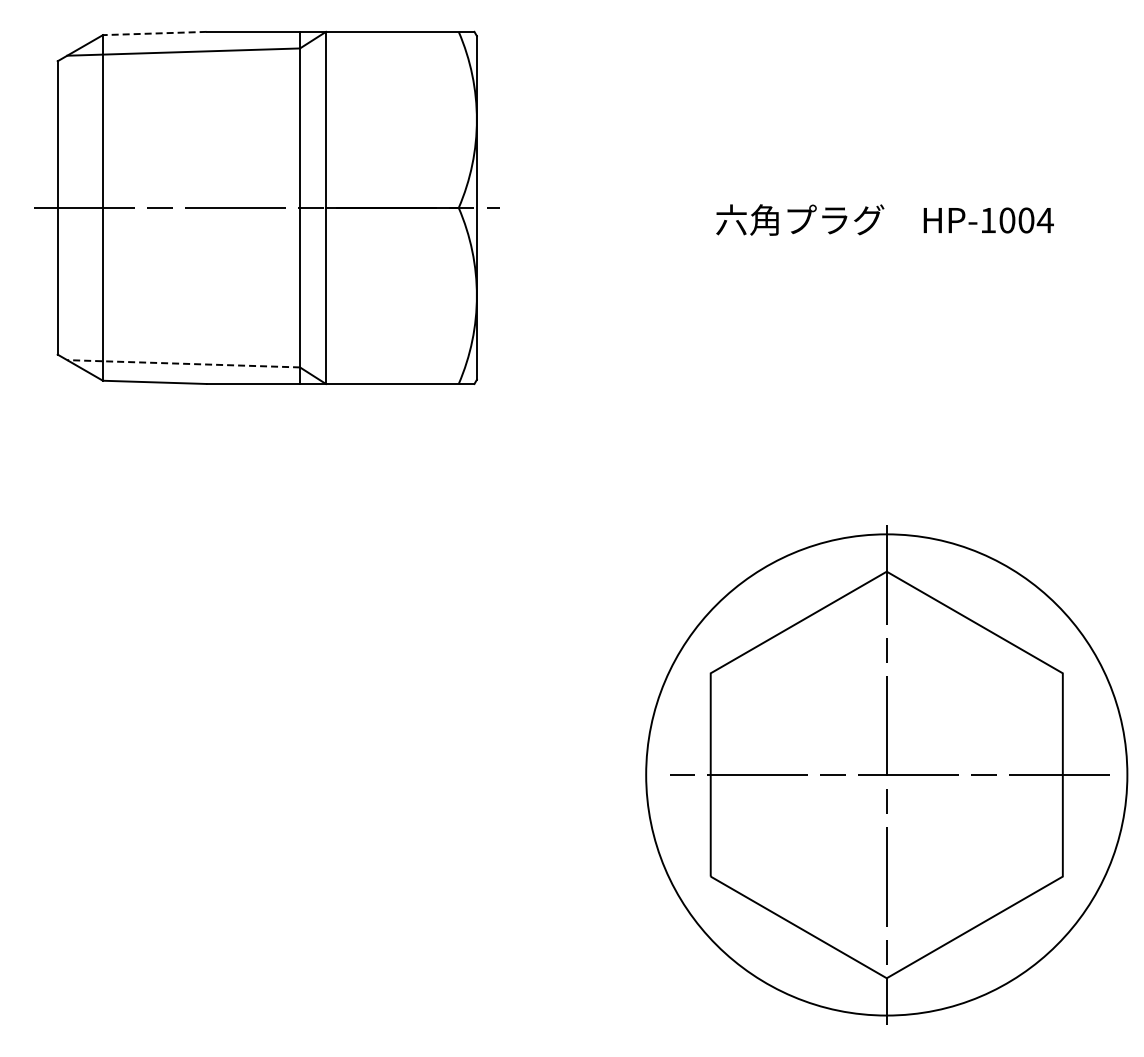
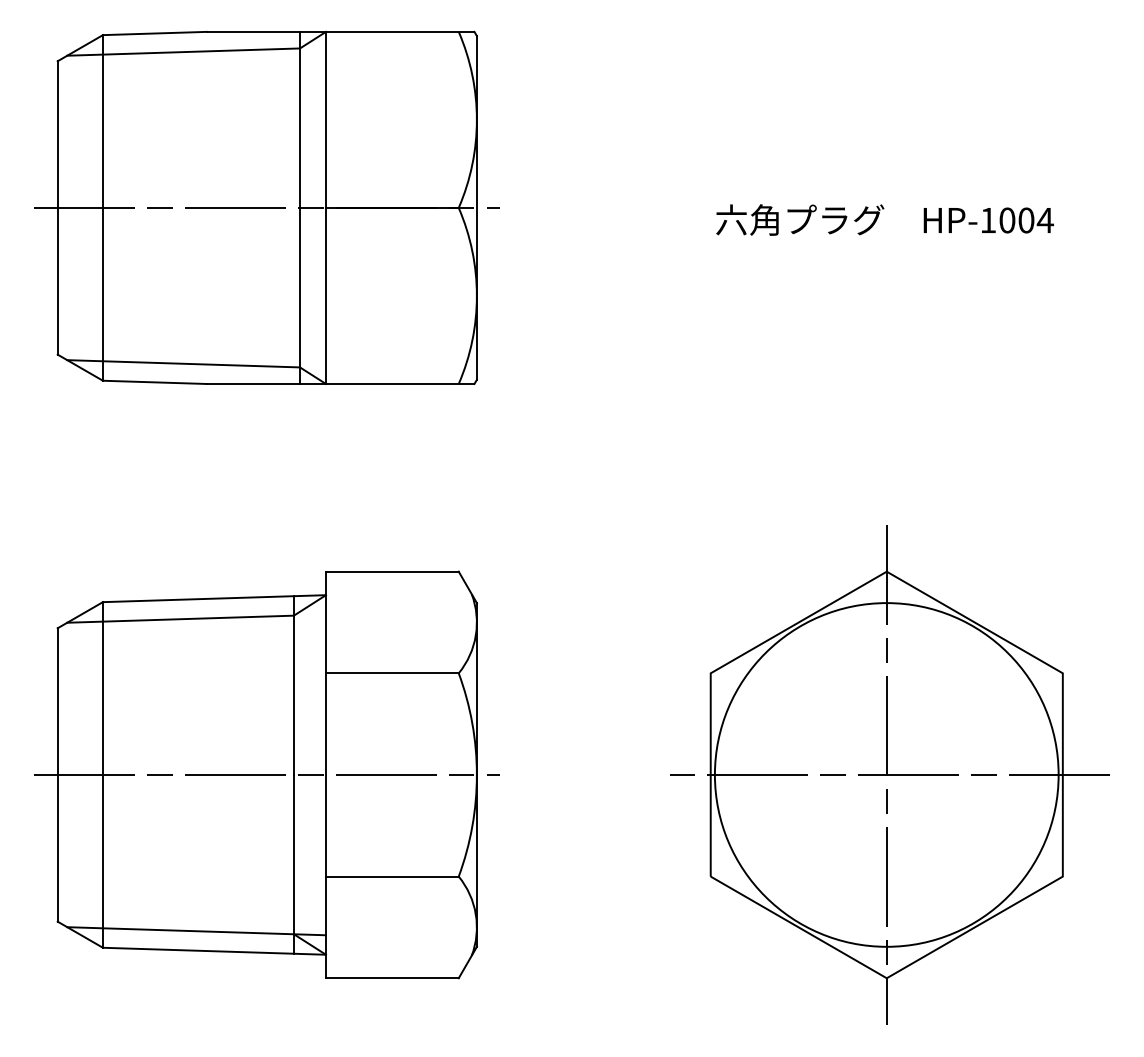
line: dashed -> solid (154, 33)
line: dashed -> solid (183, 363)
part: none -> present (266, 774)
circle diameter: 481 px -> 344 px (886, 774)
